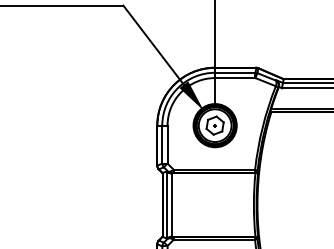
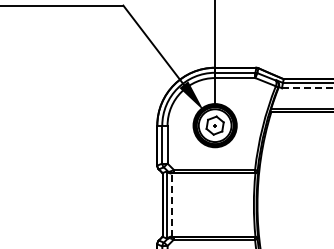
line: solid -> dashed (307, 88)
line: solid -> dashed (172, 204)
